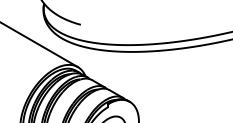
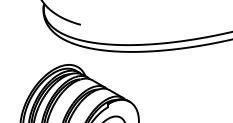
line: present -> none (39, 45)
